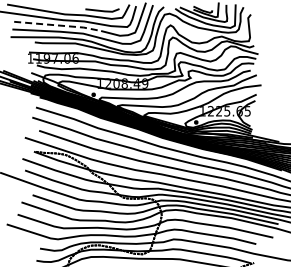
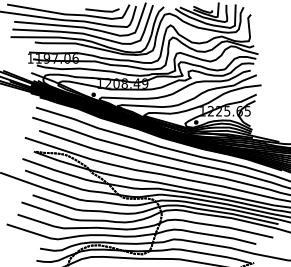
line: dashed -> solid (58, 25)
